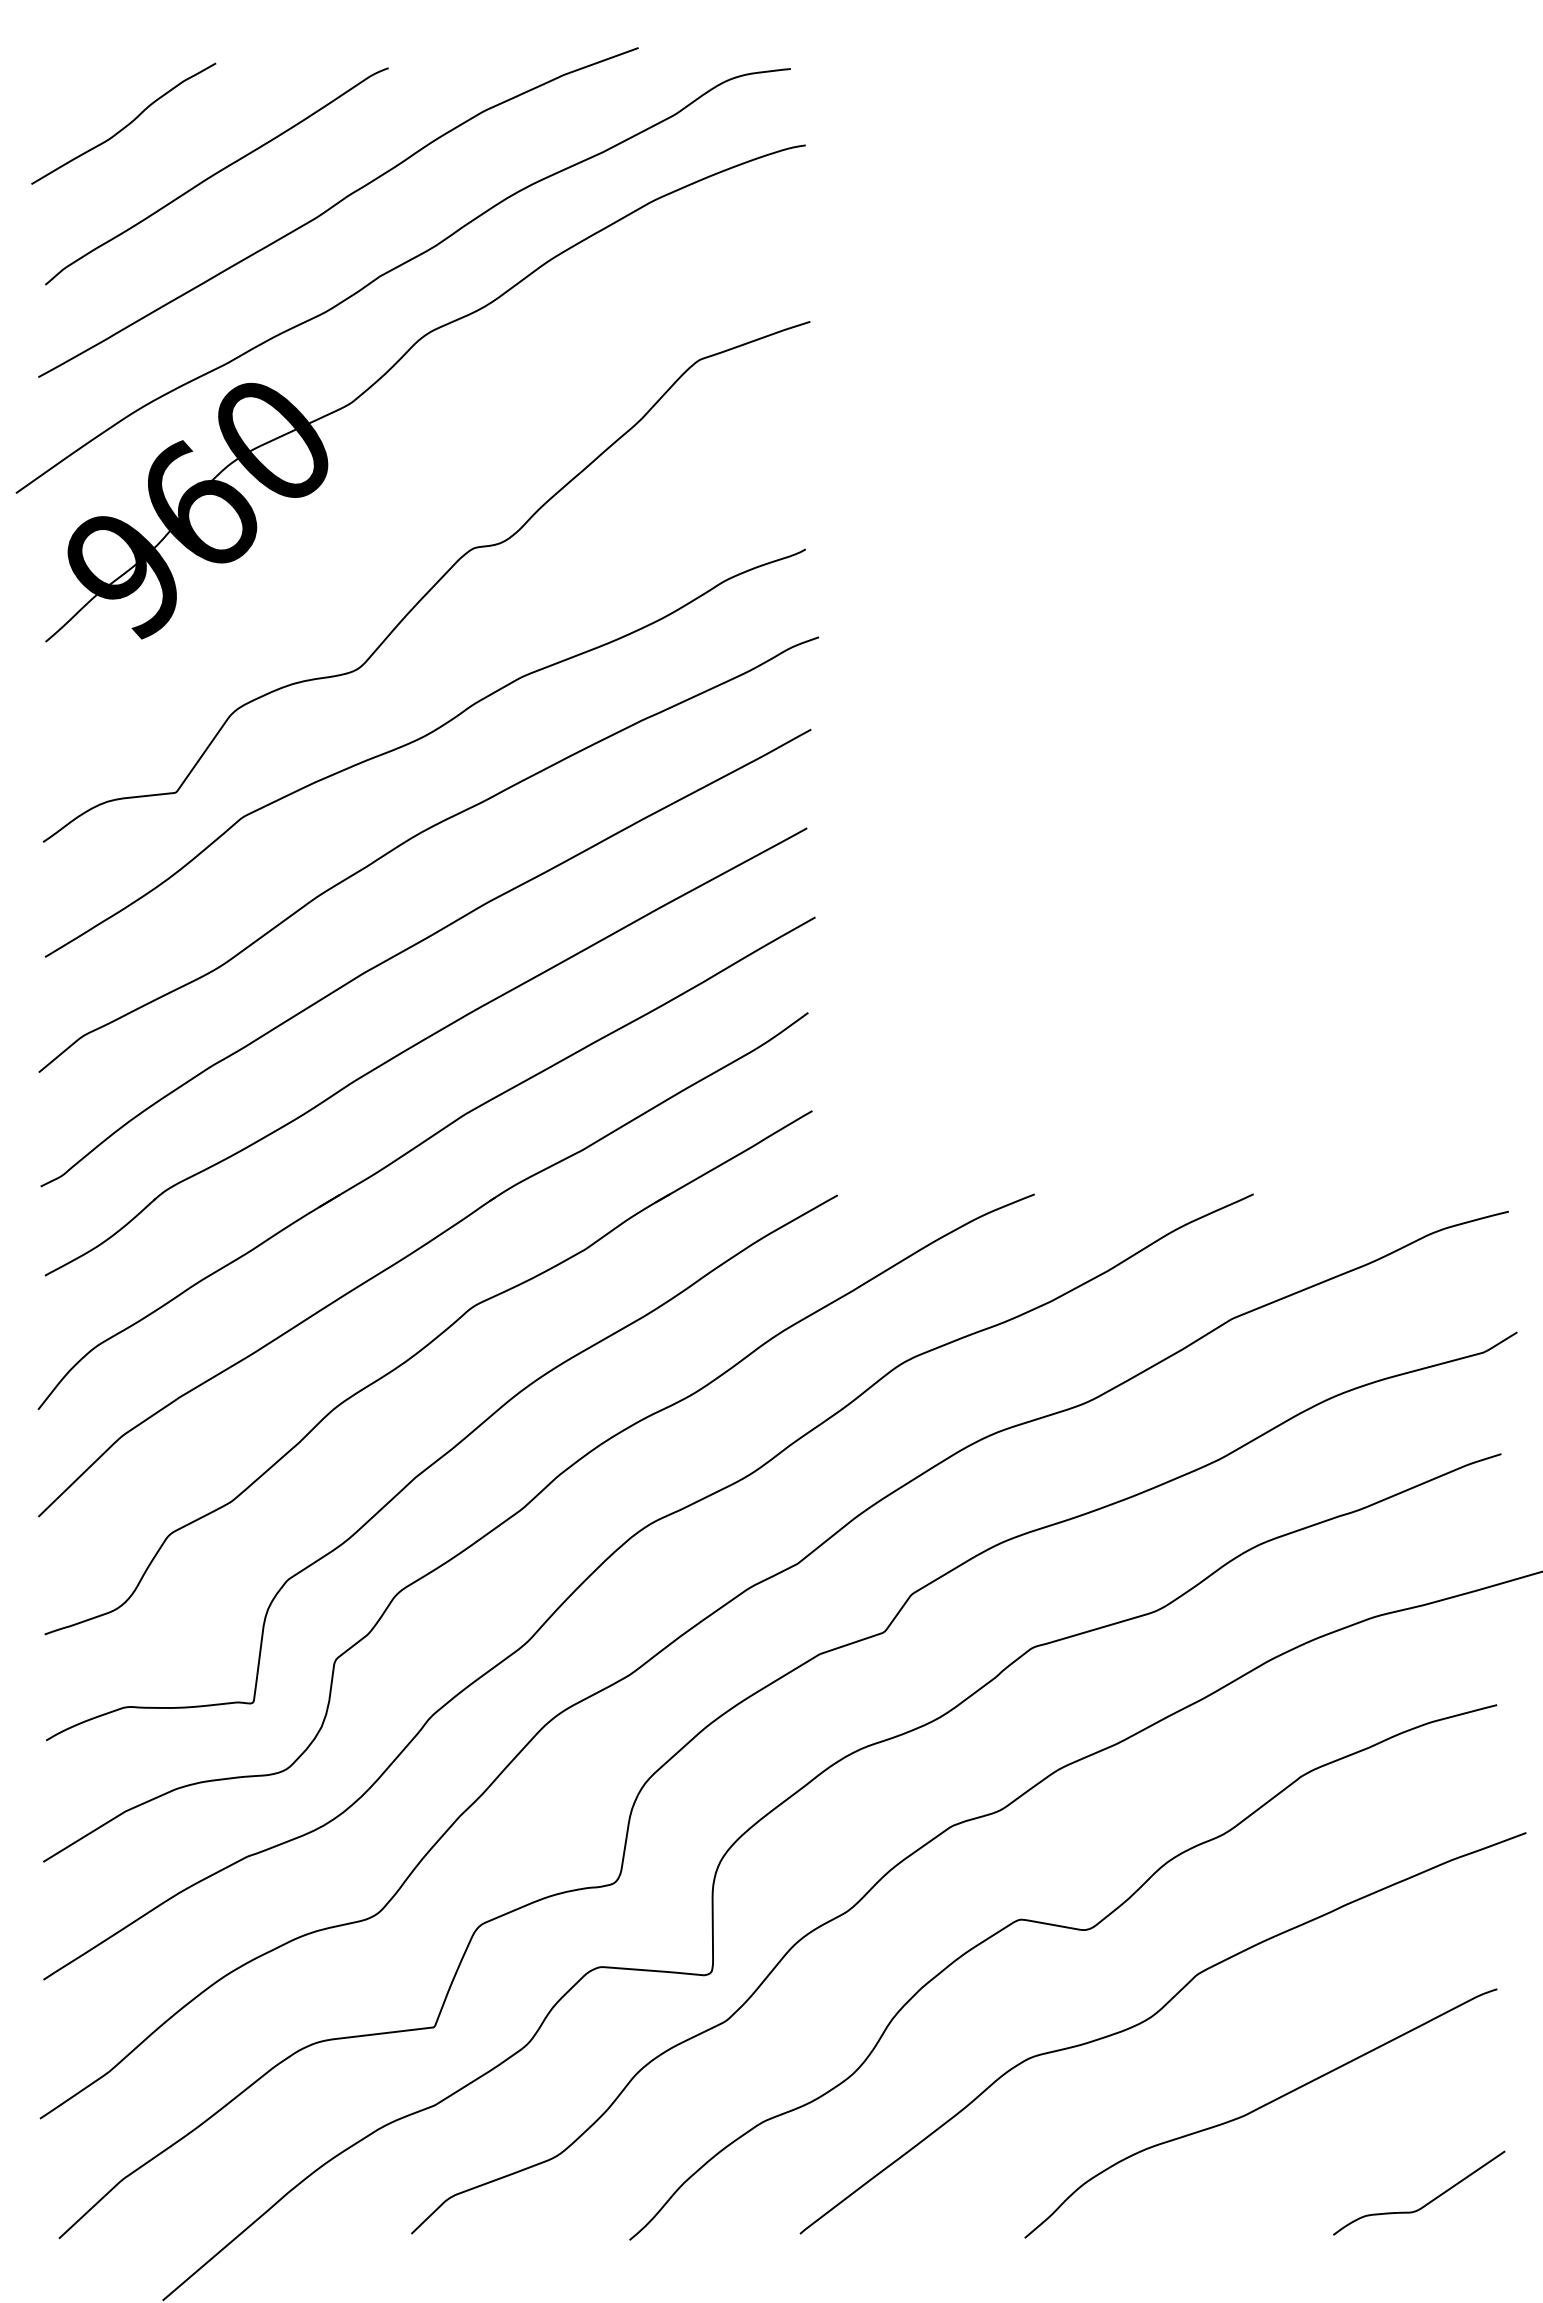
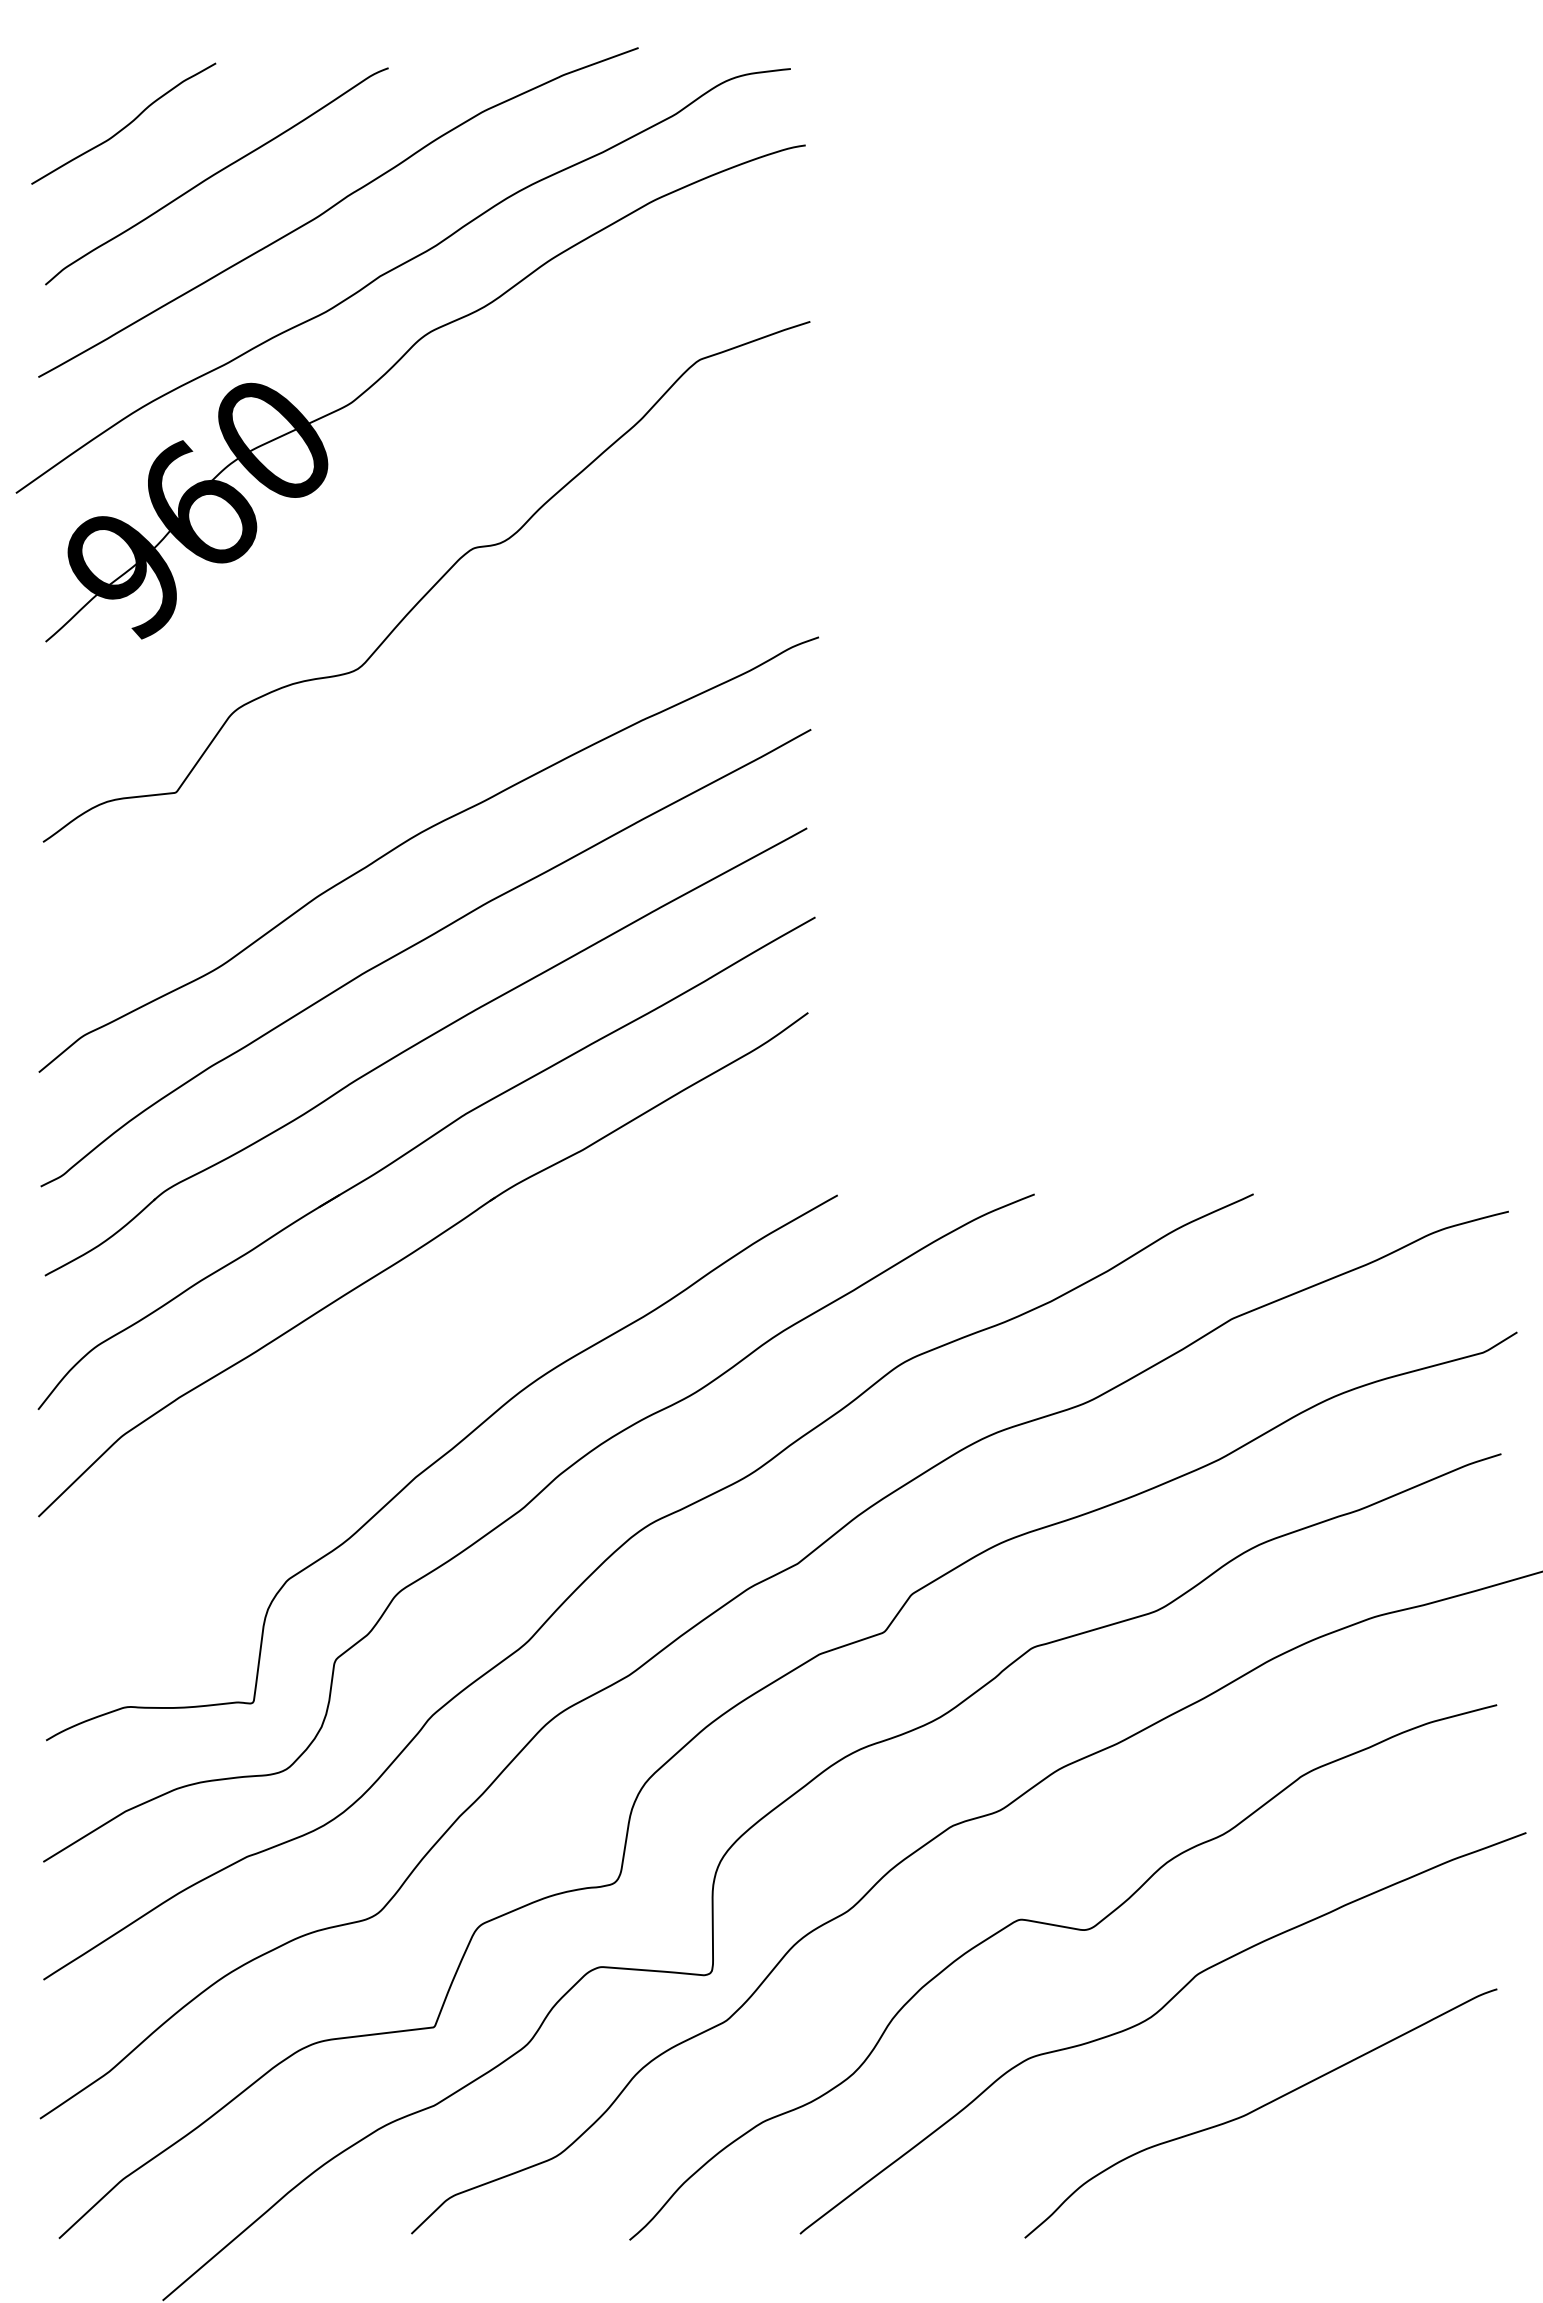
curve: present -> none (418, 740)
part: present -> none (417, 1354)
curve: present -> none (1426, 2203)
